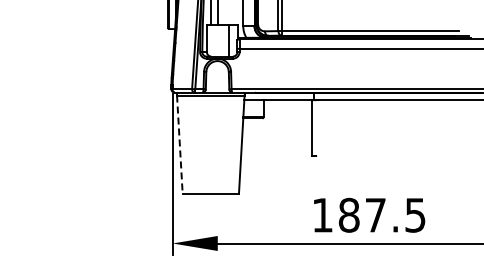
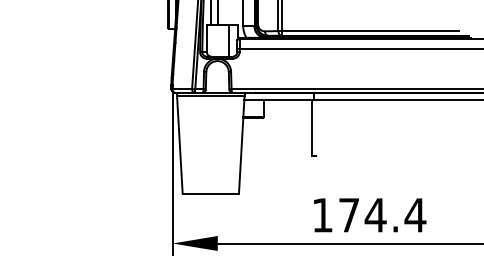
line: dashed -> solid (179, 145)
text: 187.5 -> 174.4 (382, 214)
